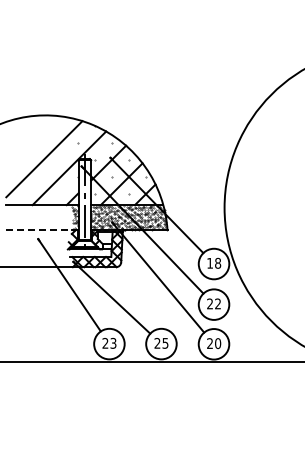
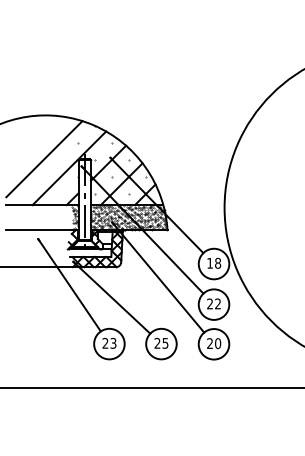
line: dashed -> solid (42, 230)
line position: (151, 362) -> (151, 388) (151, 388)
